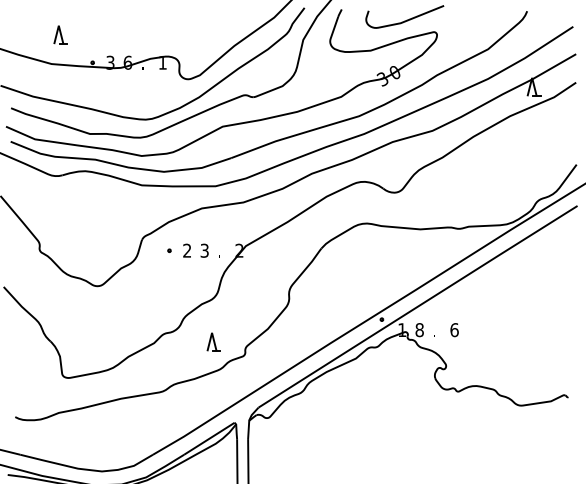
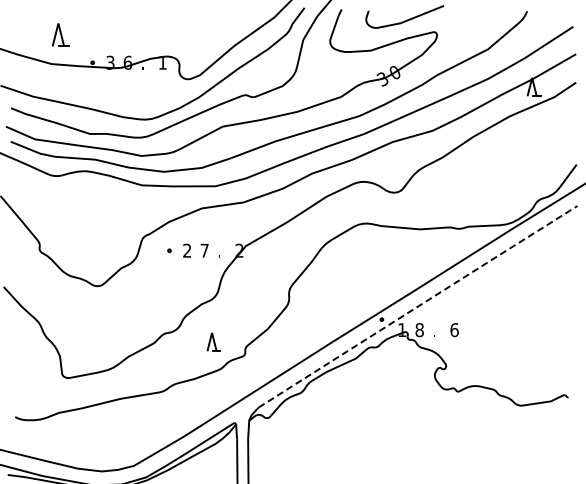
part size: 15x20 px -> 18x24 px (60, 34)
text: 3 -> 7 (204, 250)
line: solid -> dashed (418, 306)
